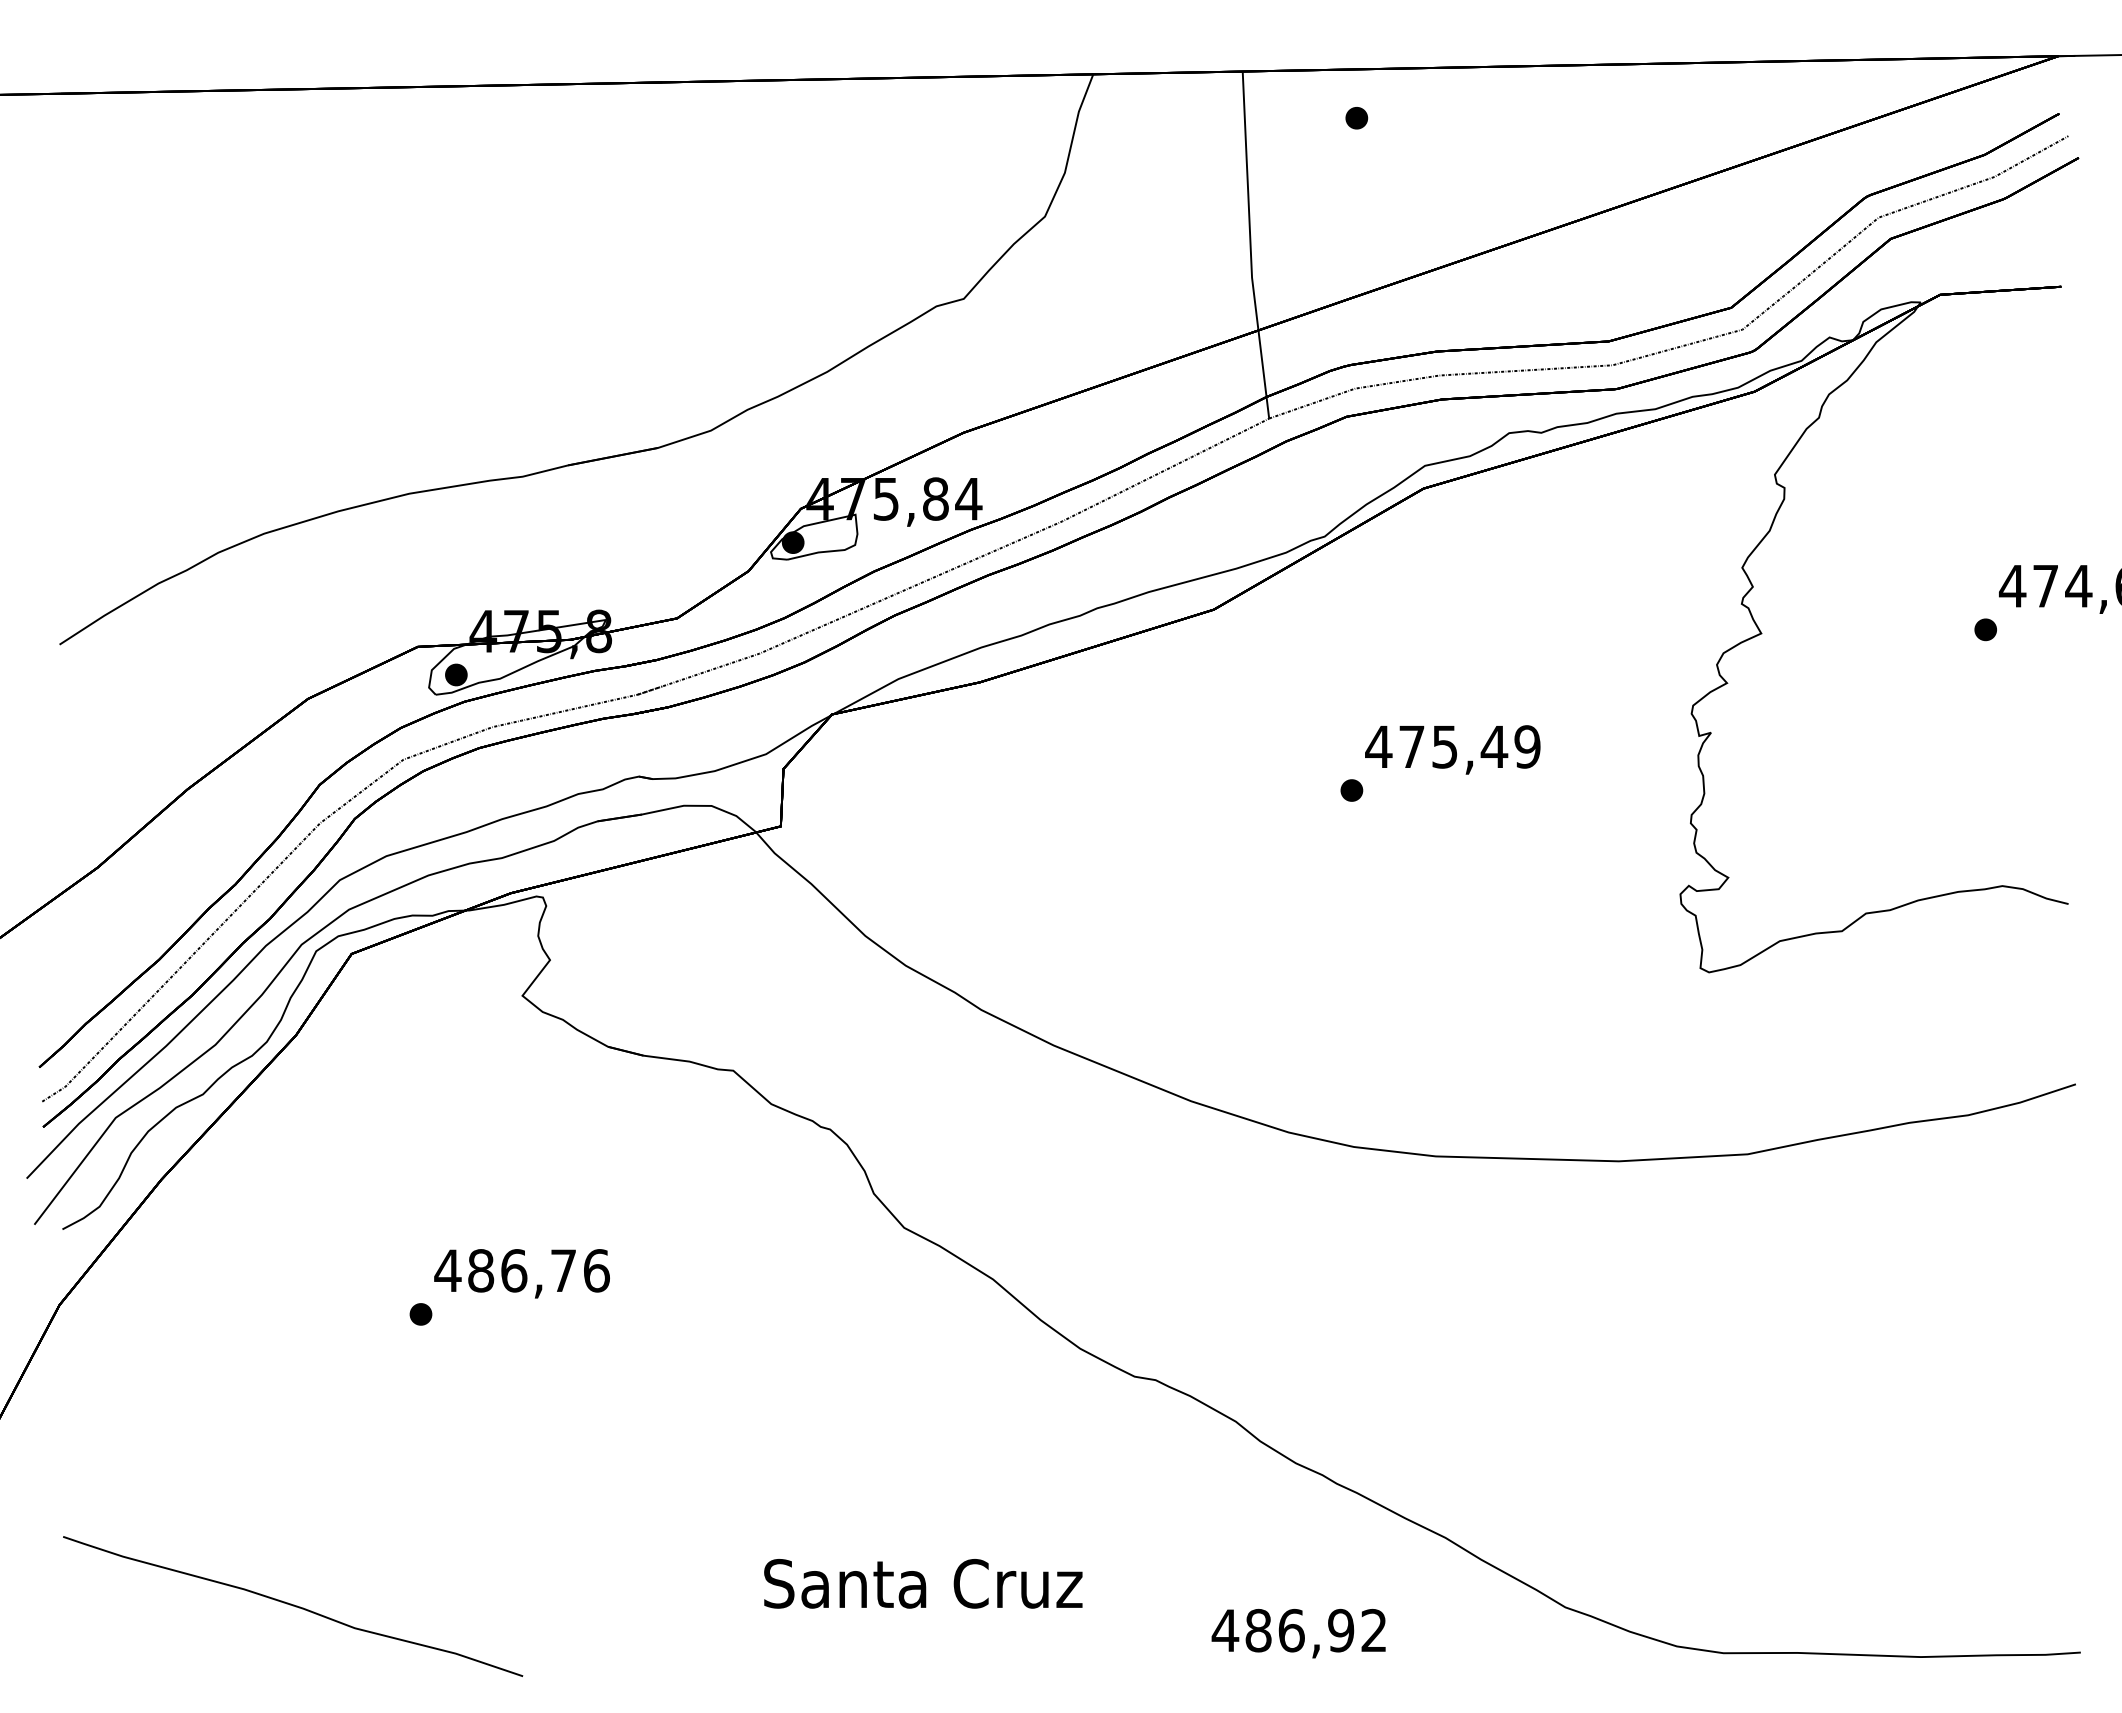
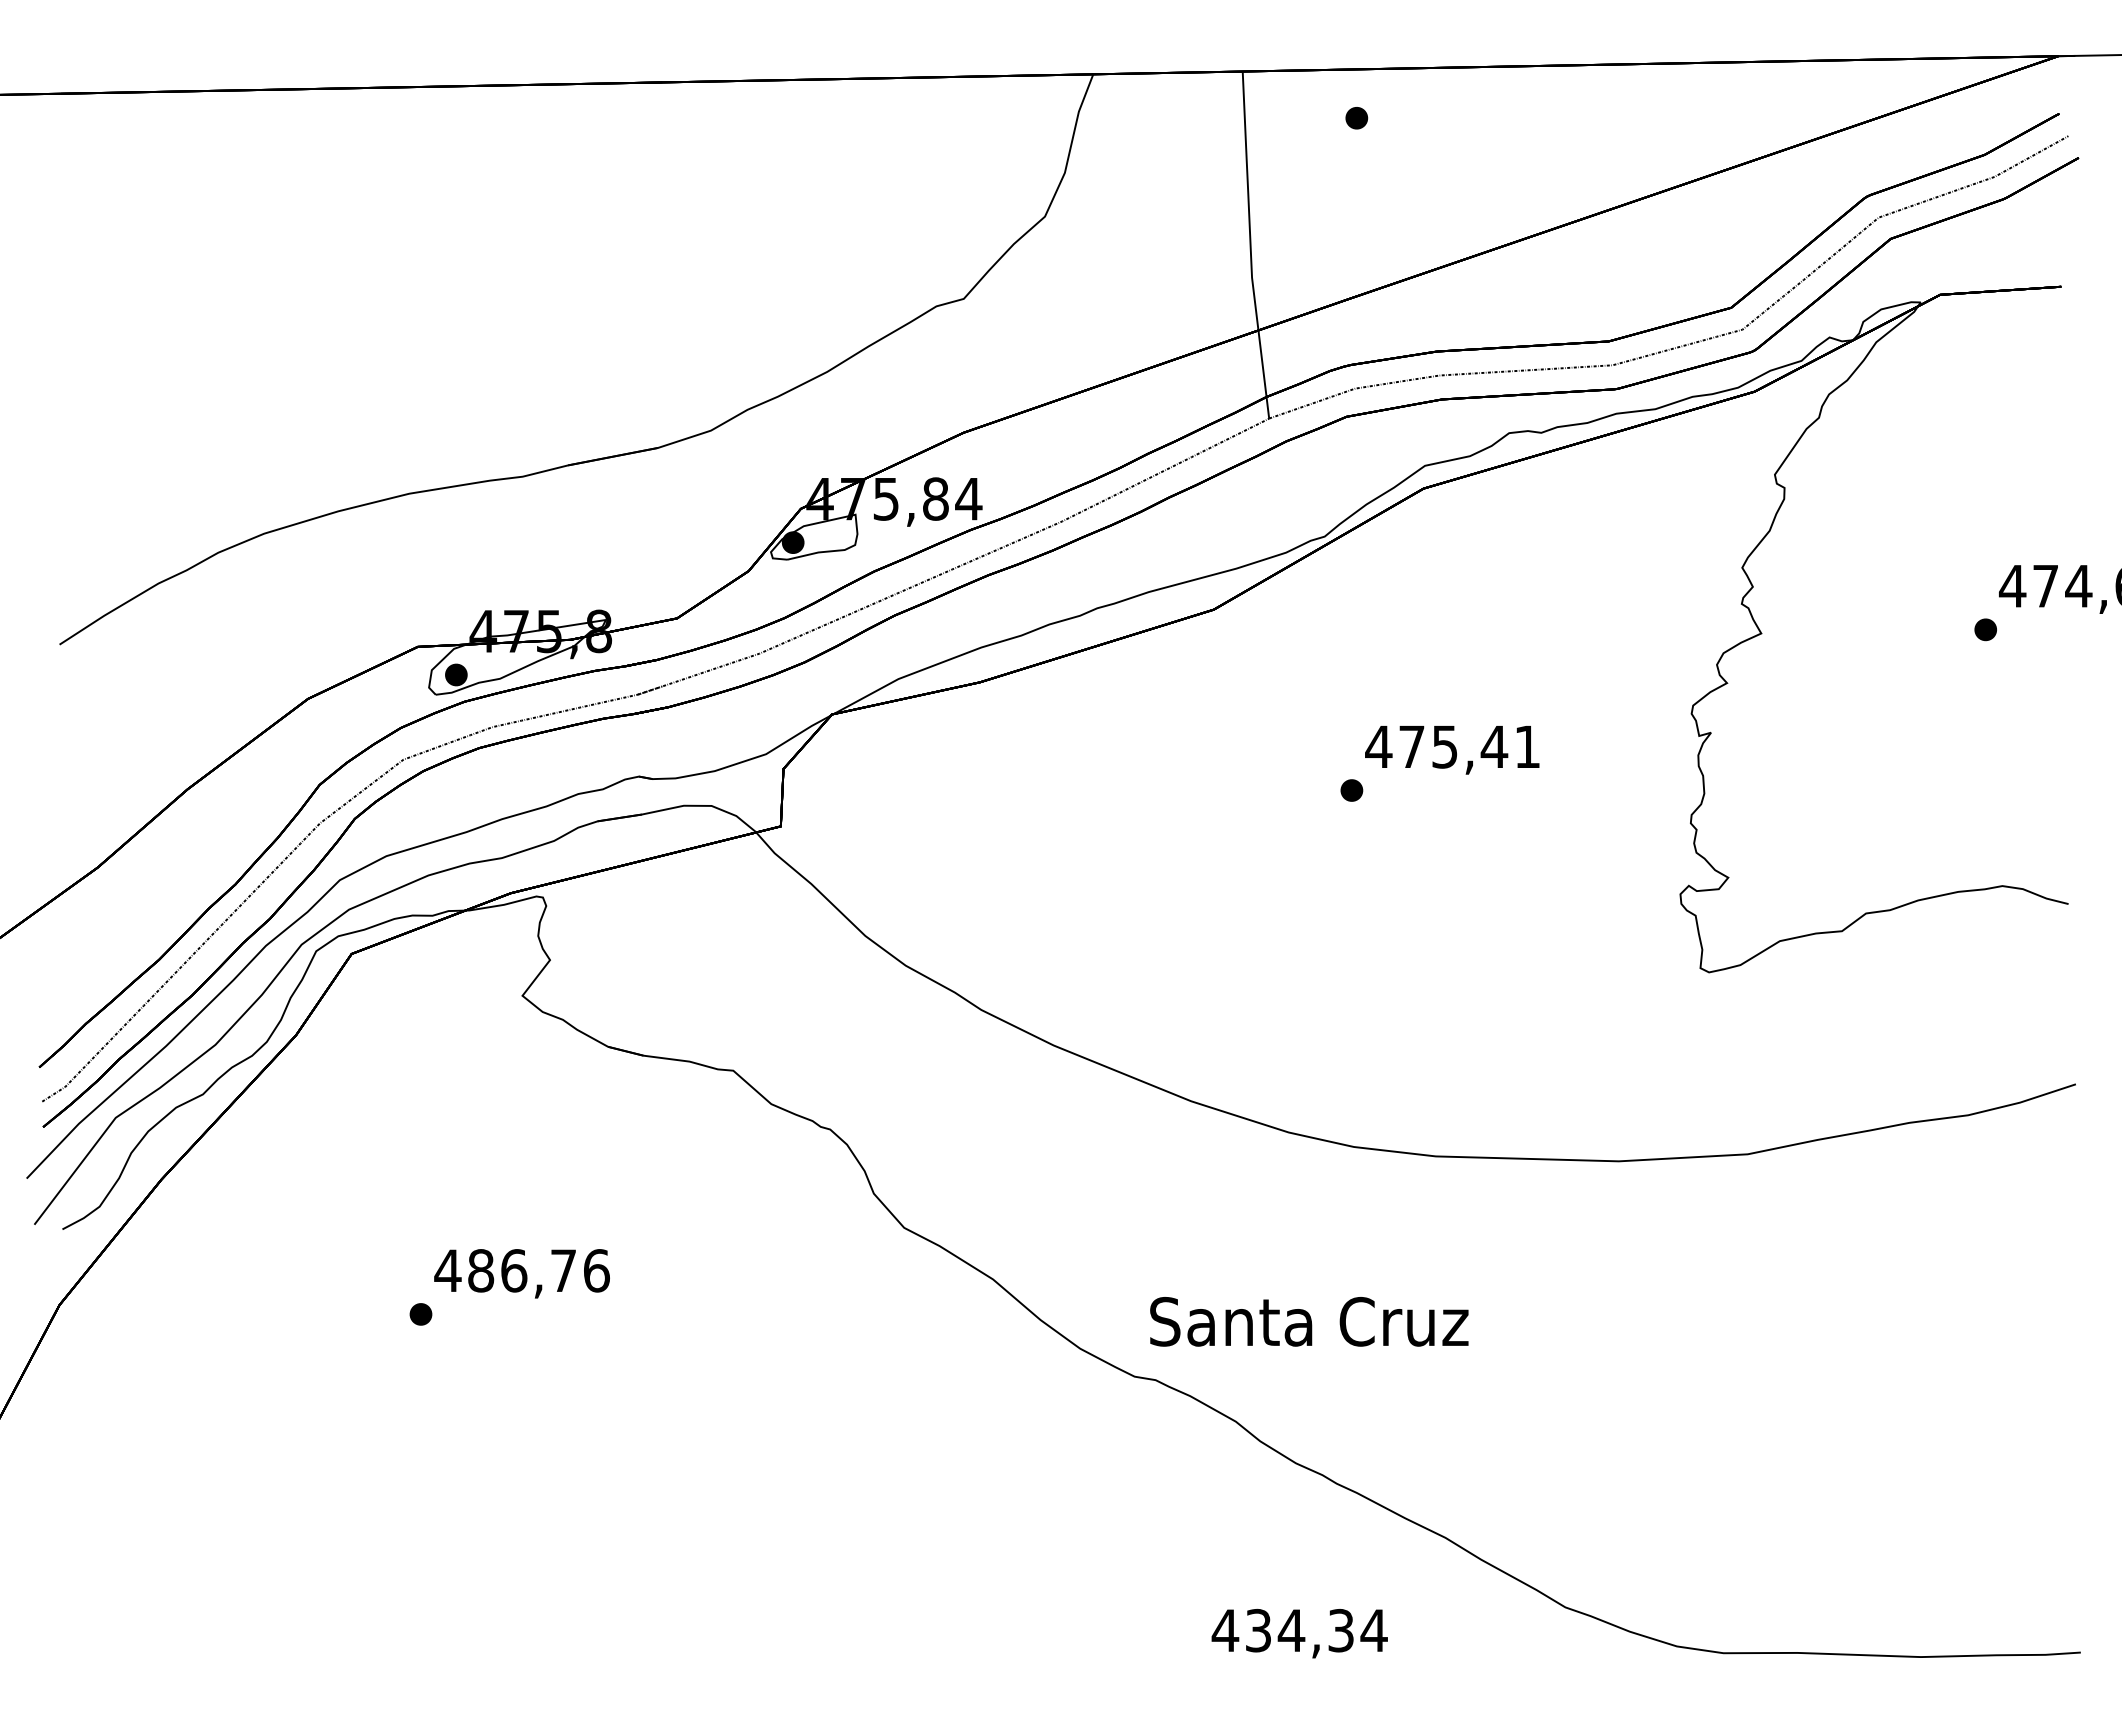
text: 475,49 -> 475,41 (1527, 746)
text position: (923, 1583) -> (1309, 1321) (1309, 1321)
curve: present -> none (293, 1606)
text: 486,92 -> 434,34 (1316, 1630)
